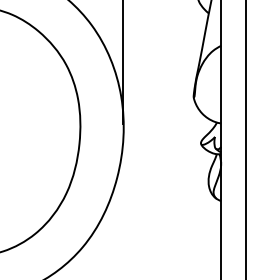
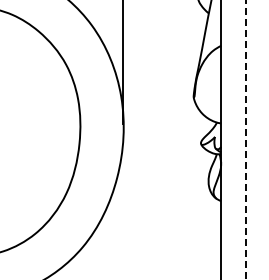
line: solid -> dashed (246, 140)
